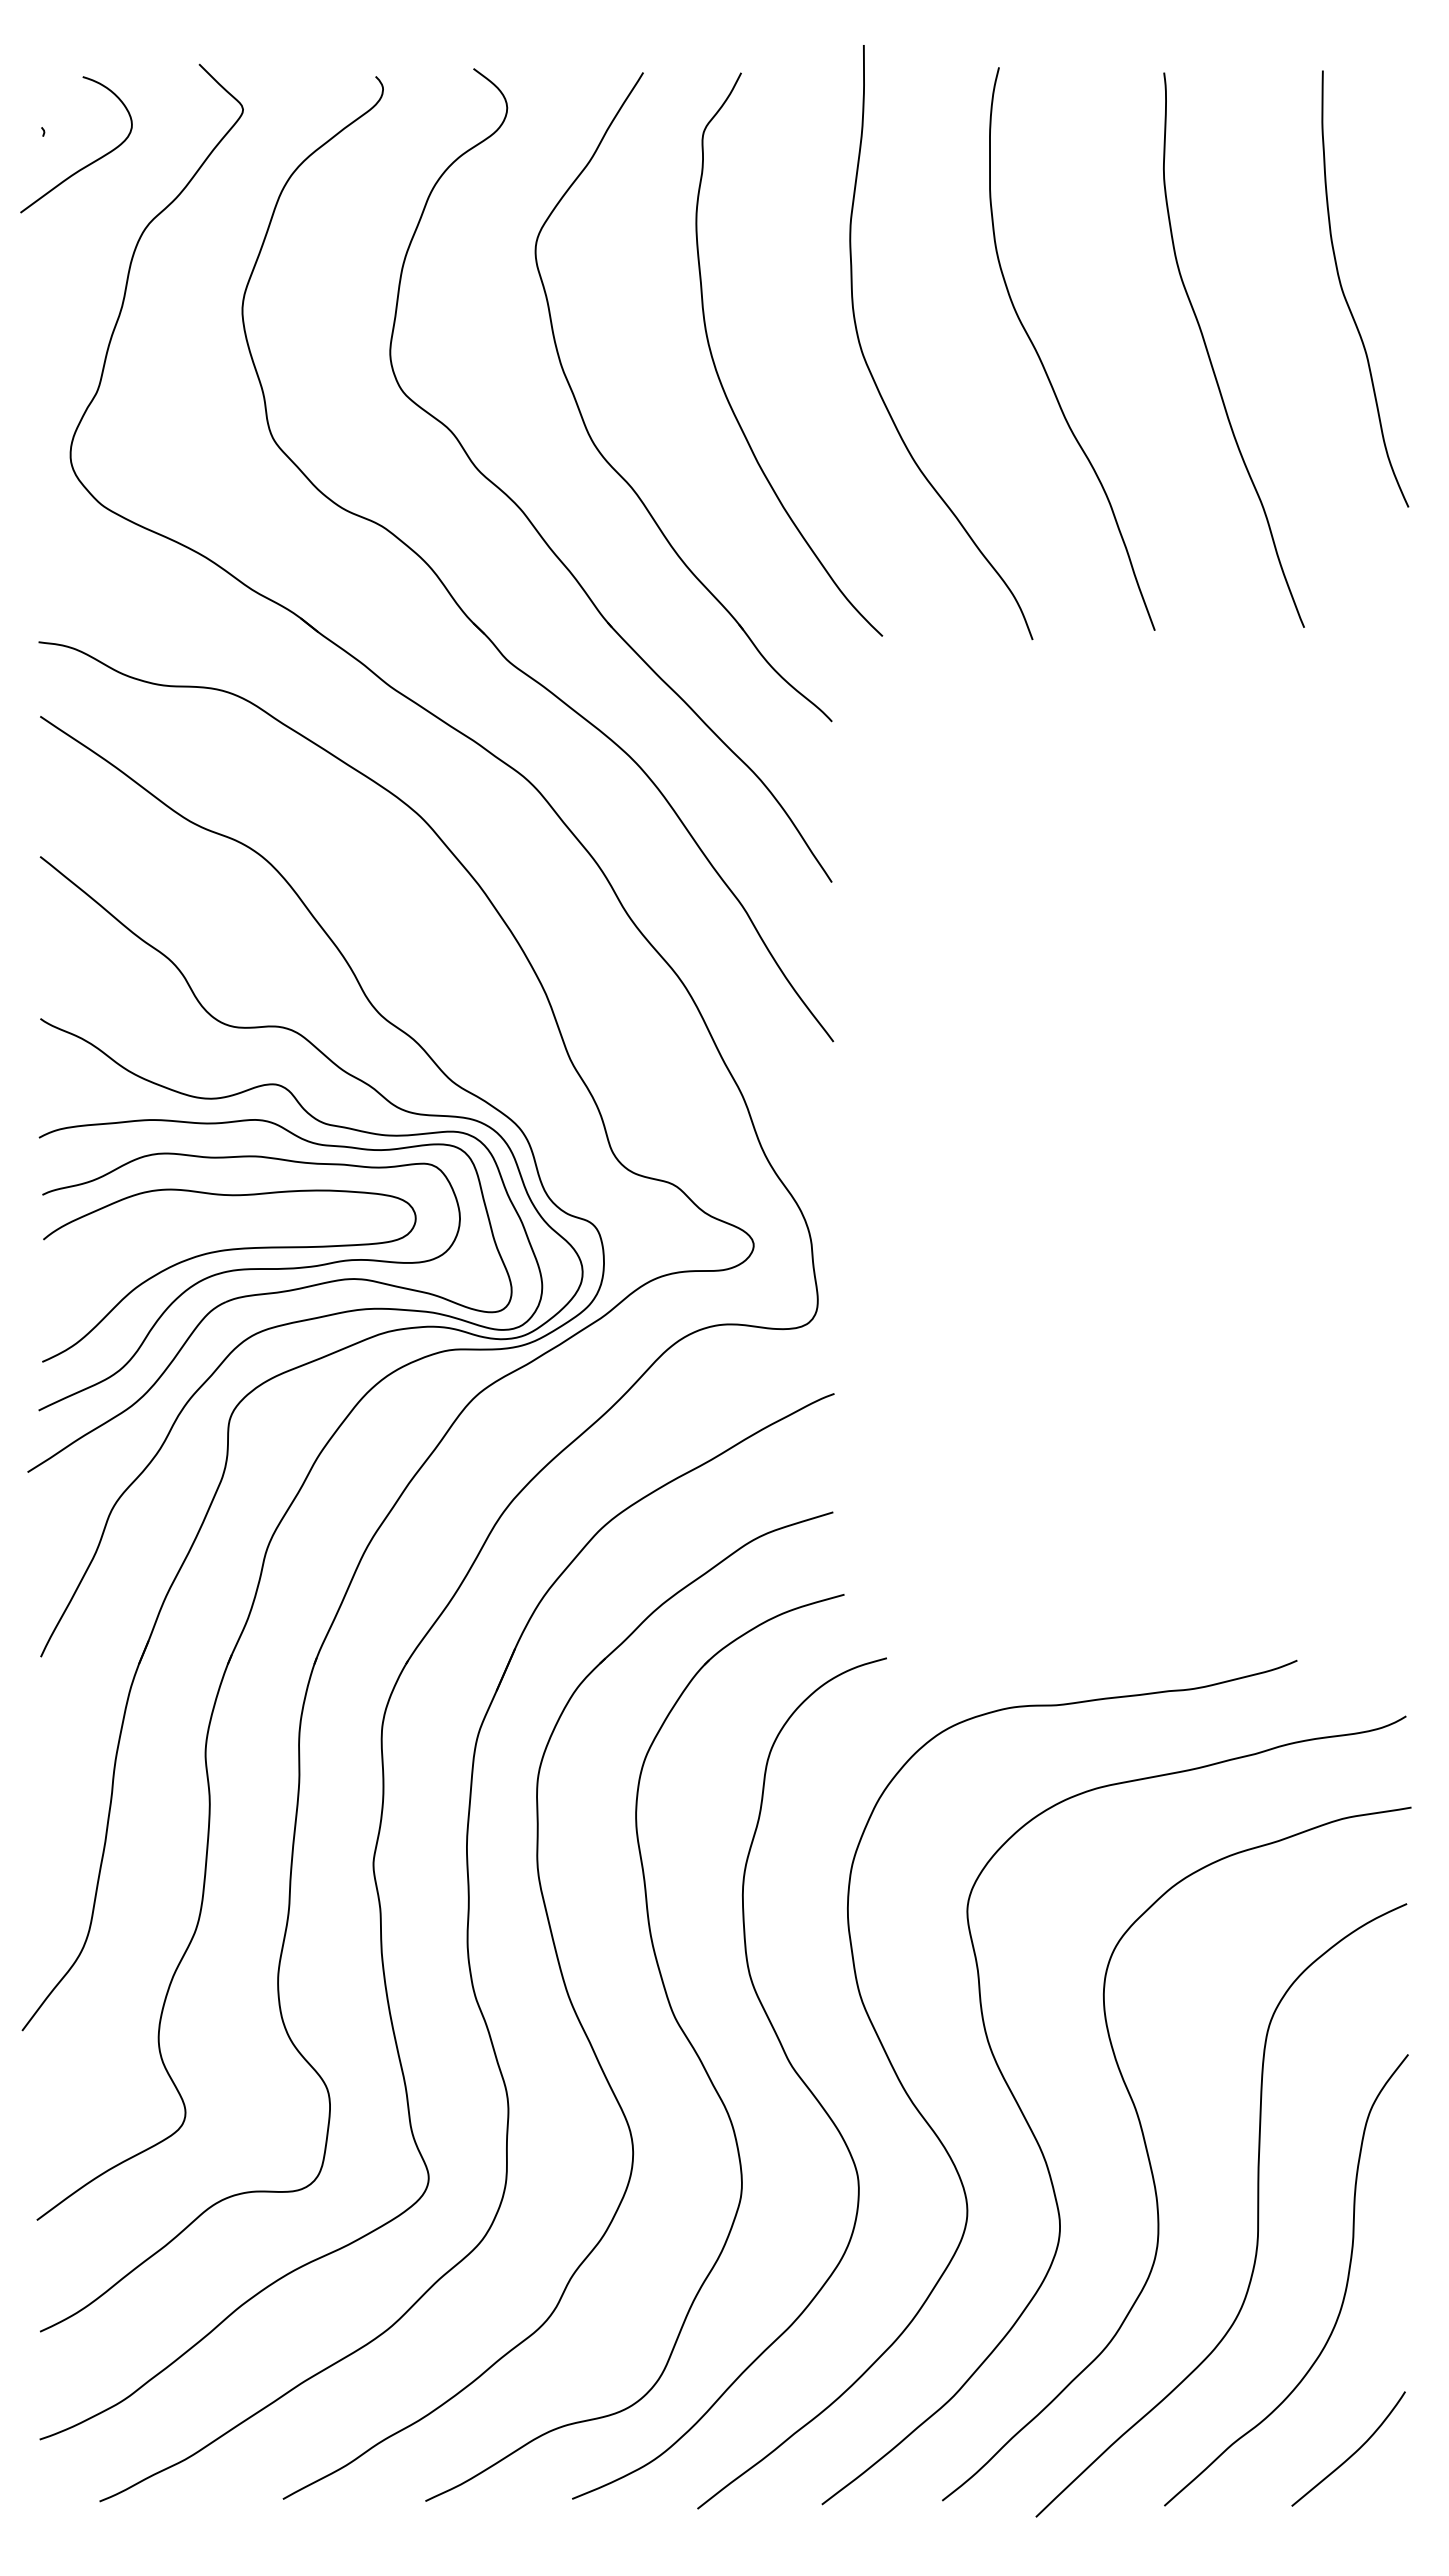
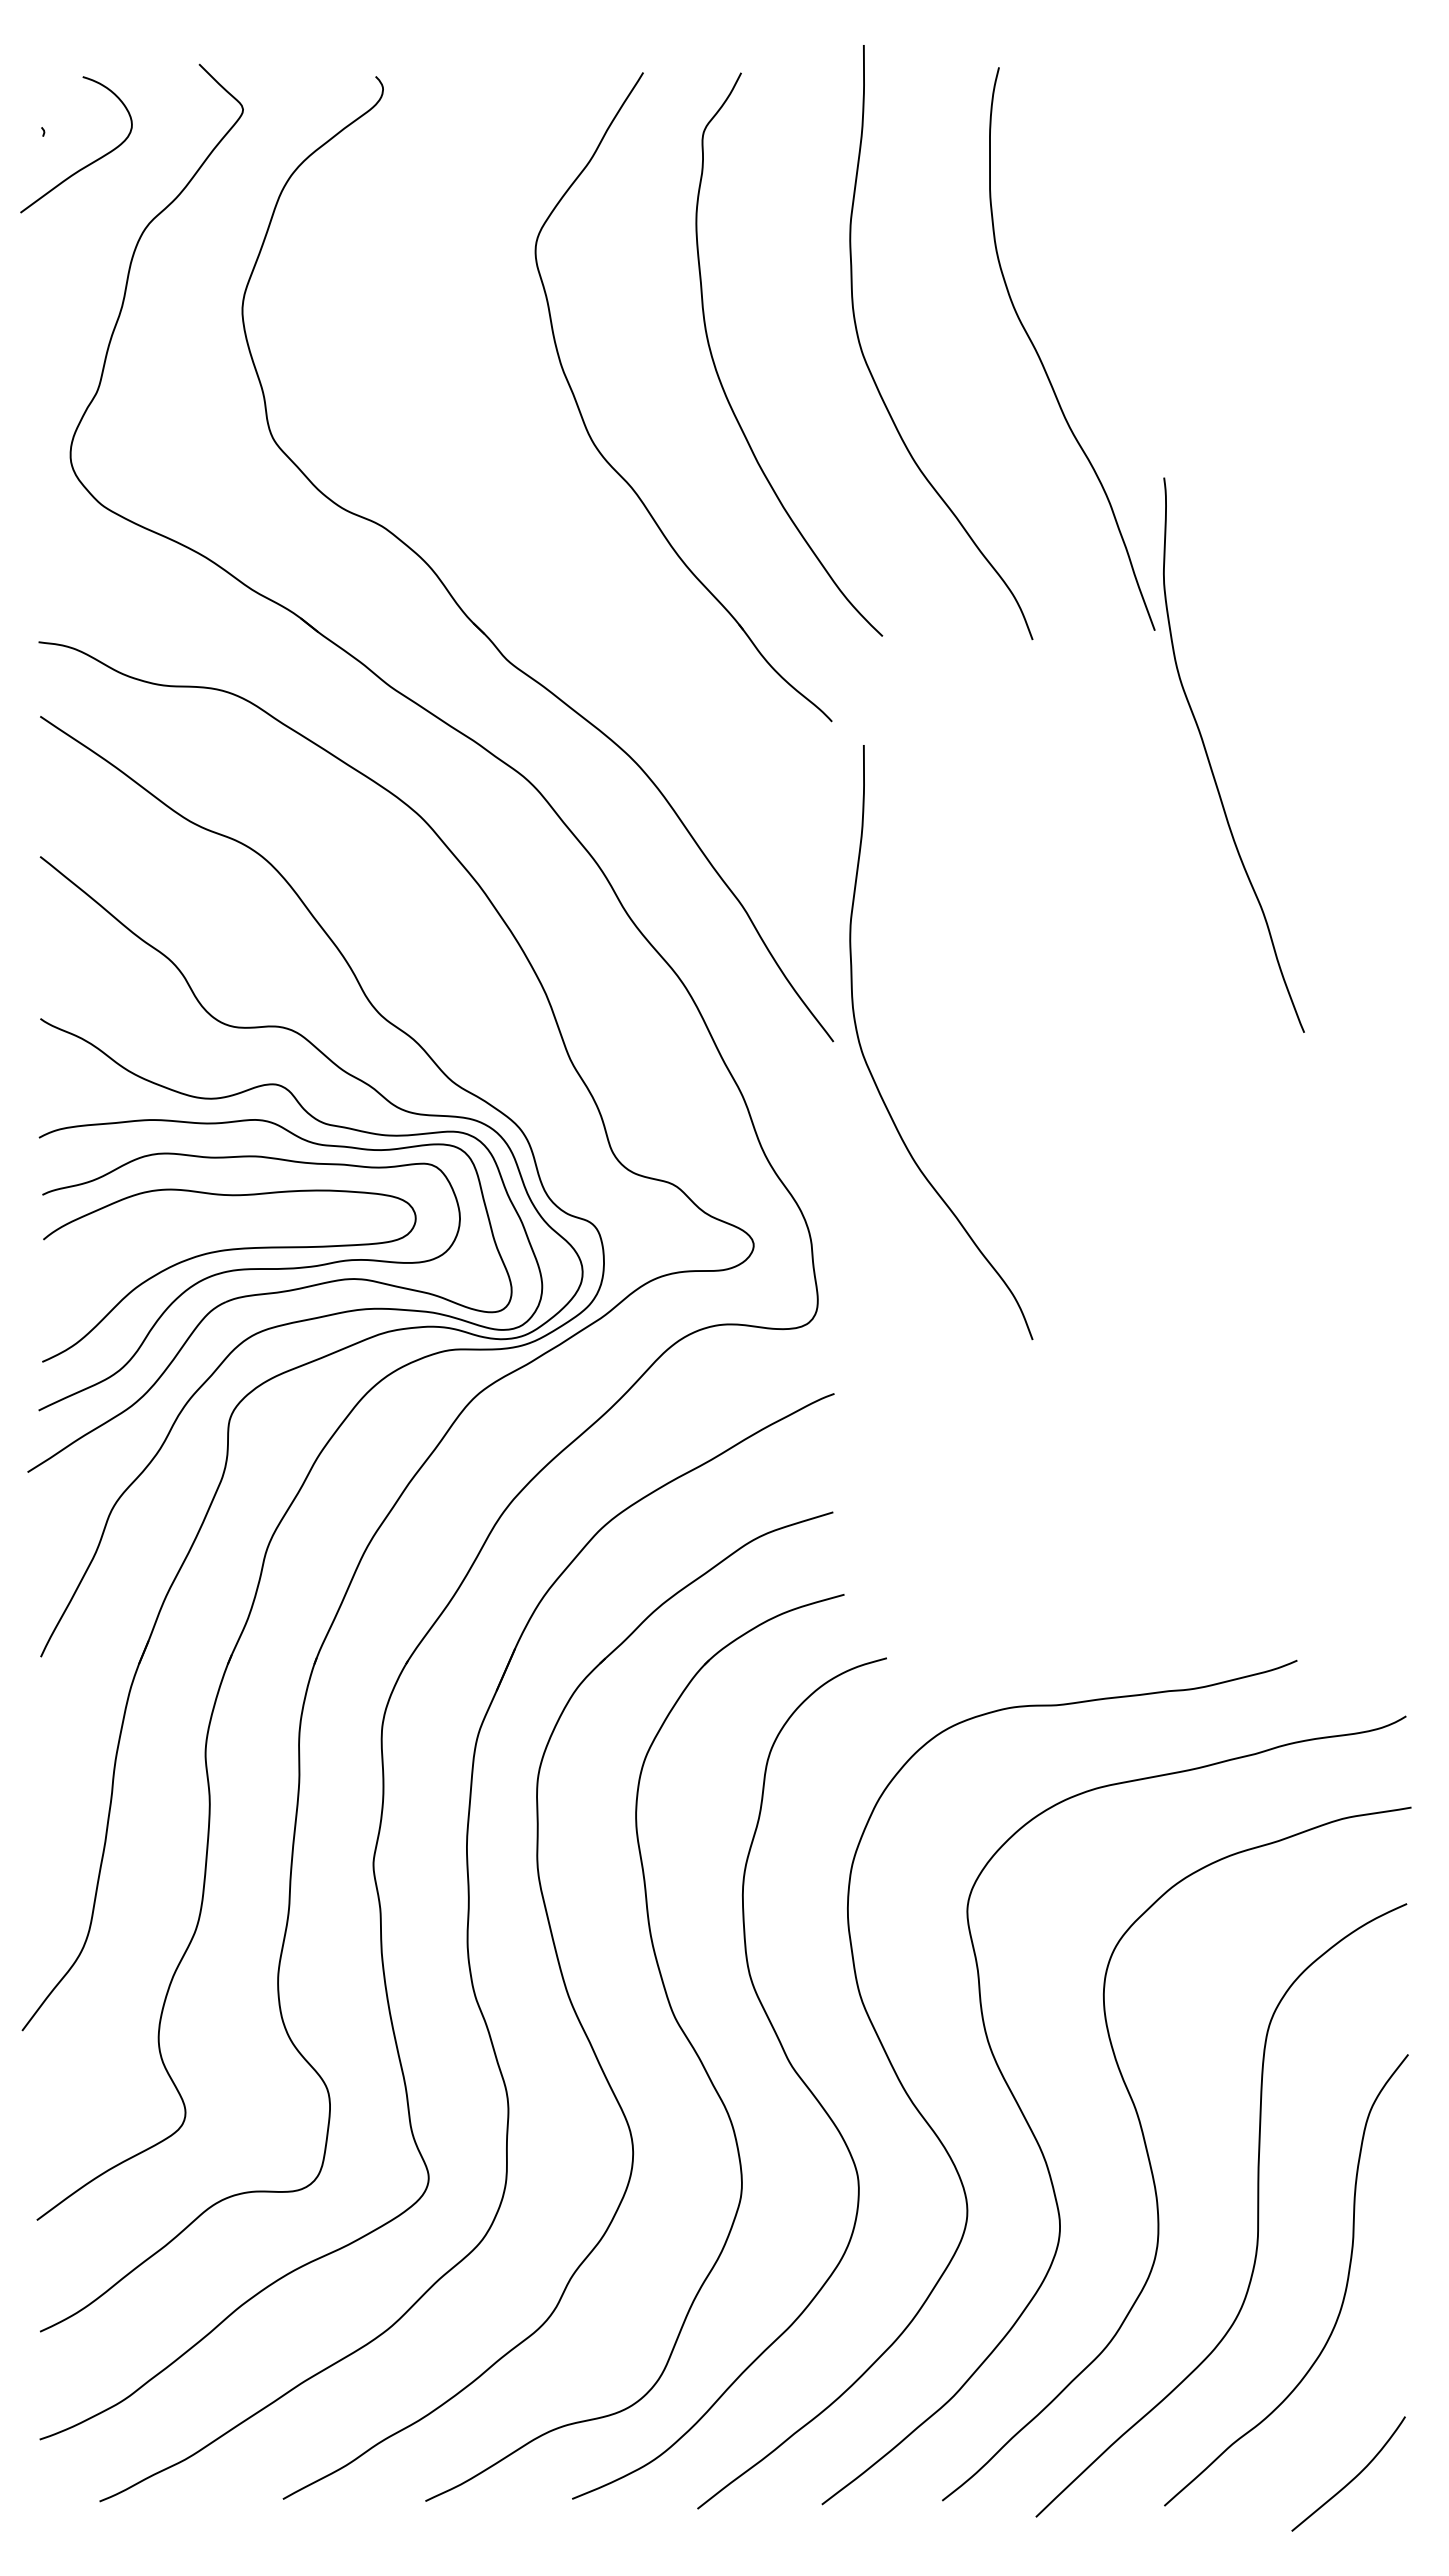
curve: present -> none (1345, 295)
curve position: (1210, 357) -> (1210, 762) (1210, 762)
part: present -> none (537, 529)
curve: none -> present (870, 1069)
curve position: (1353, 2452) -> (1353, 2477) (1353, 2477)
